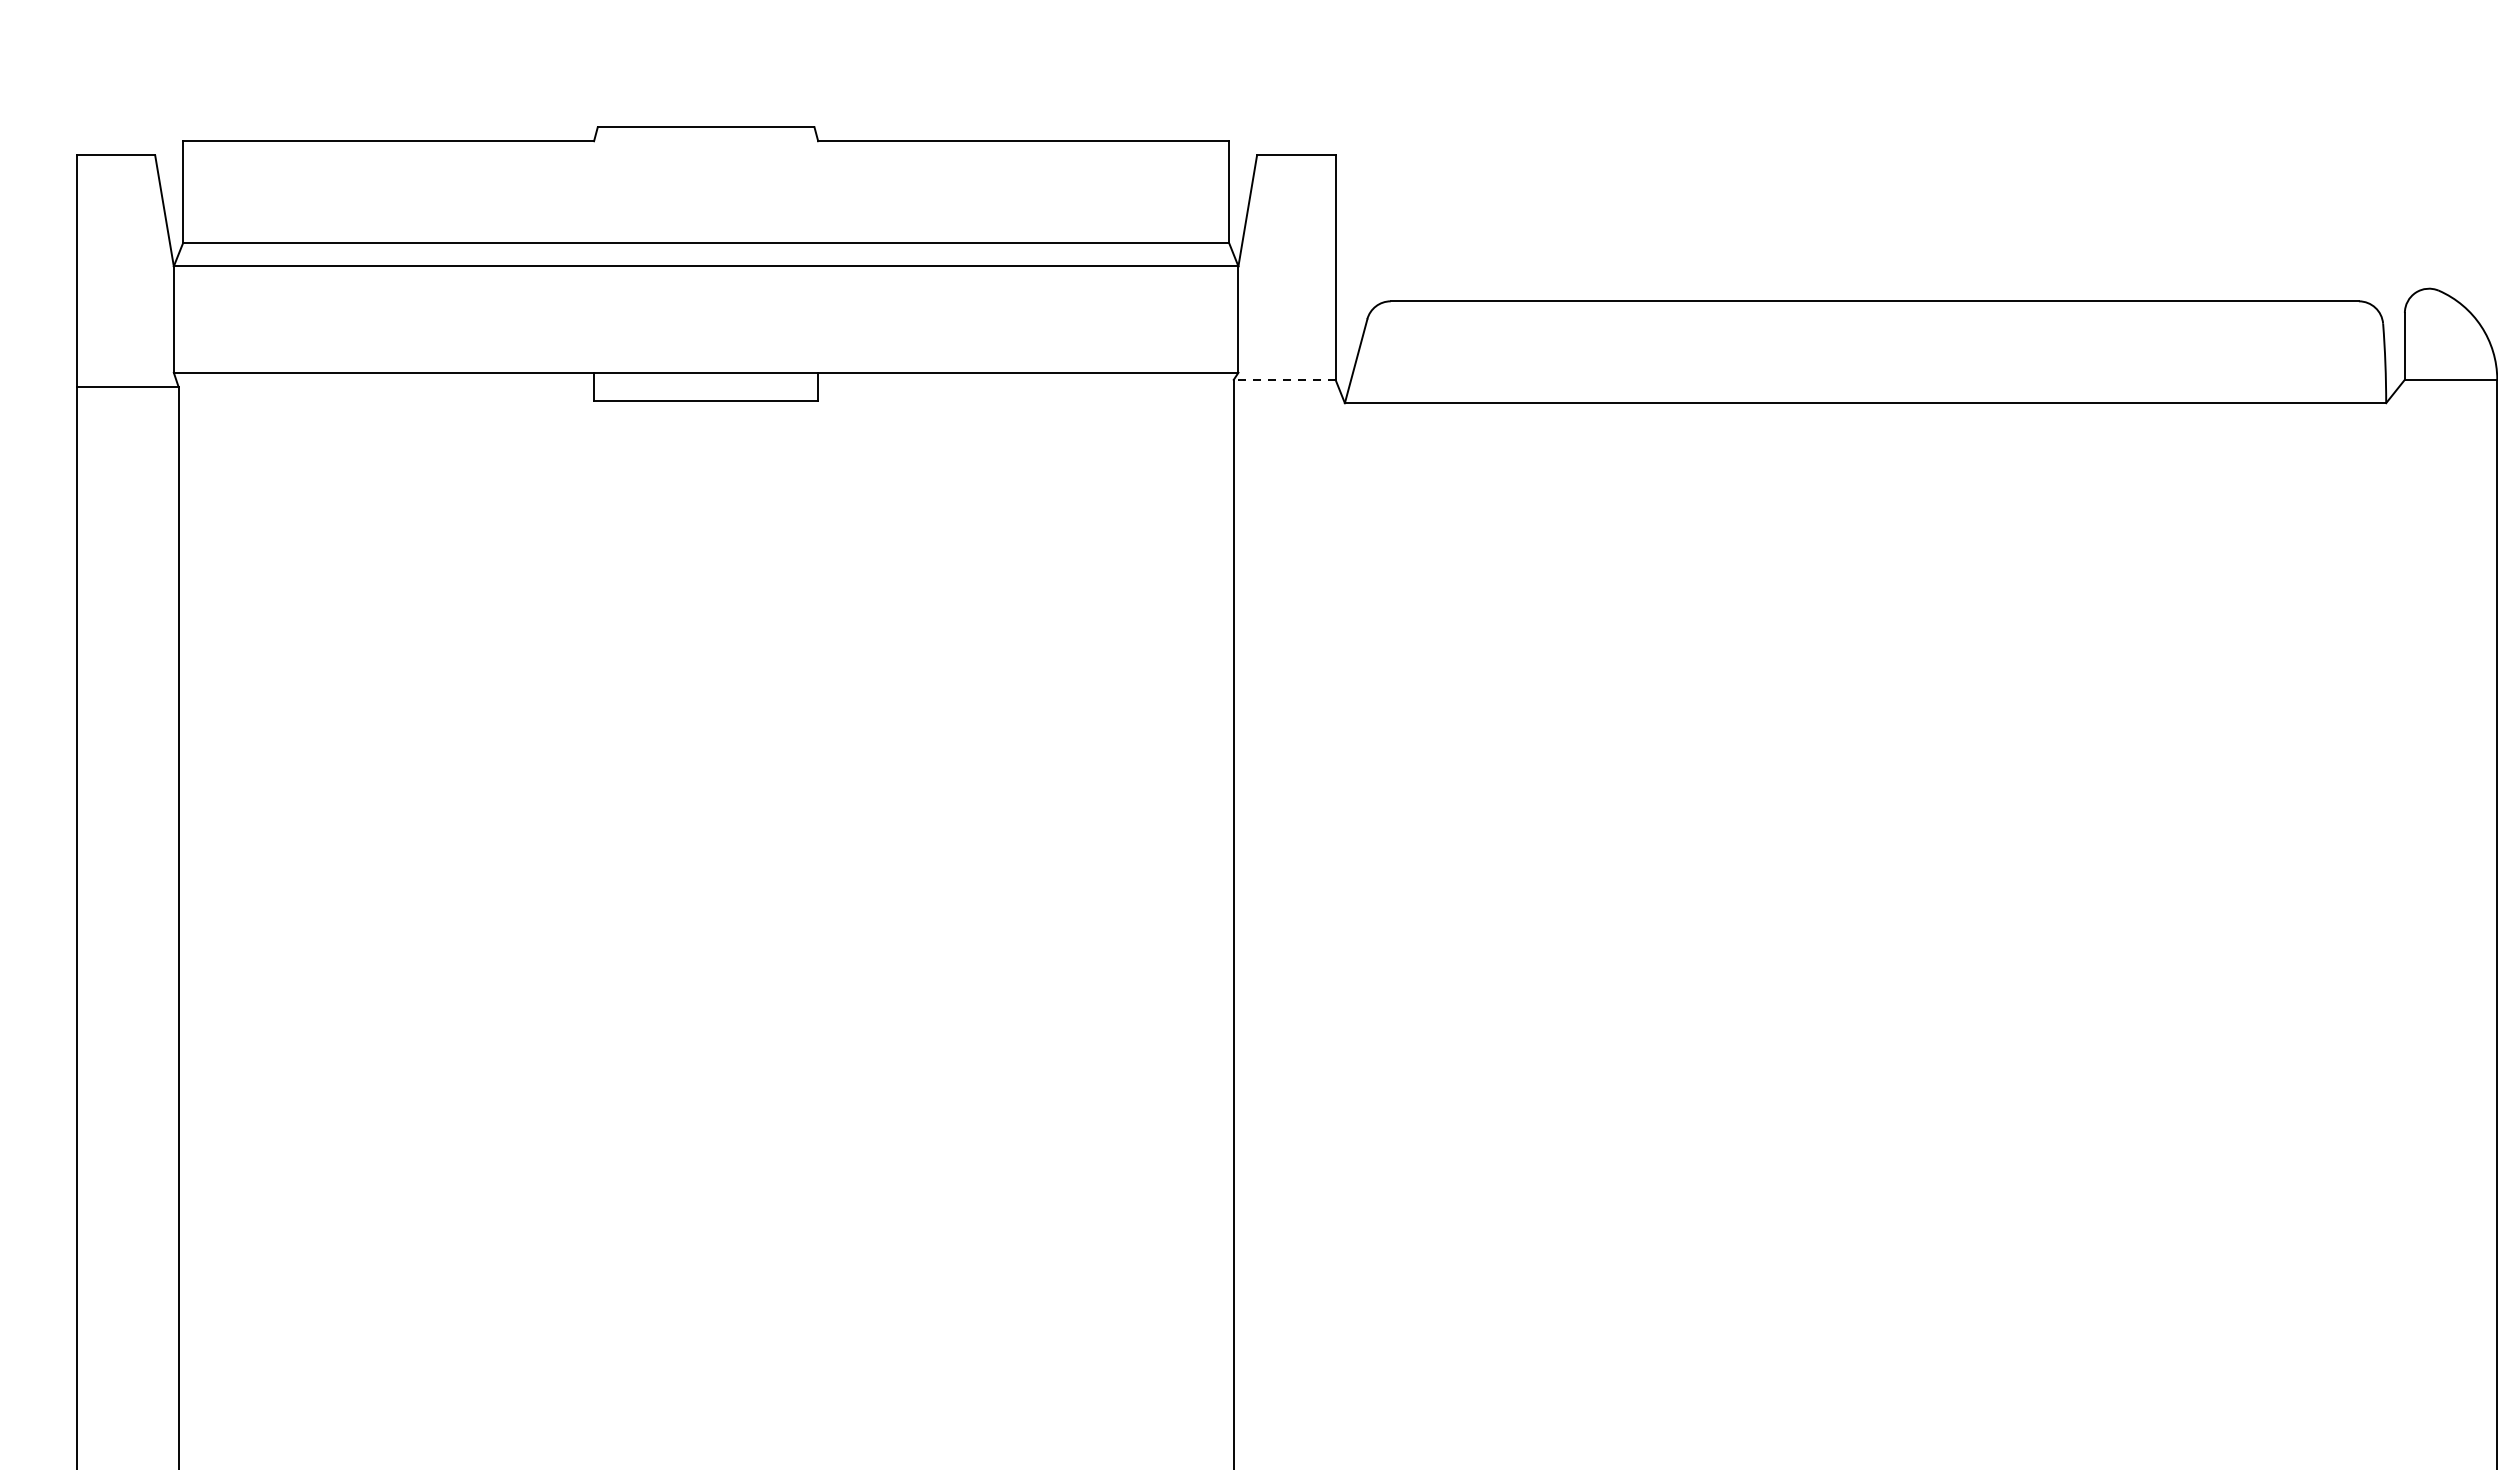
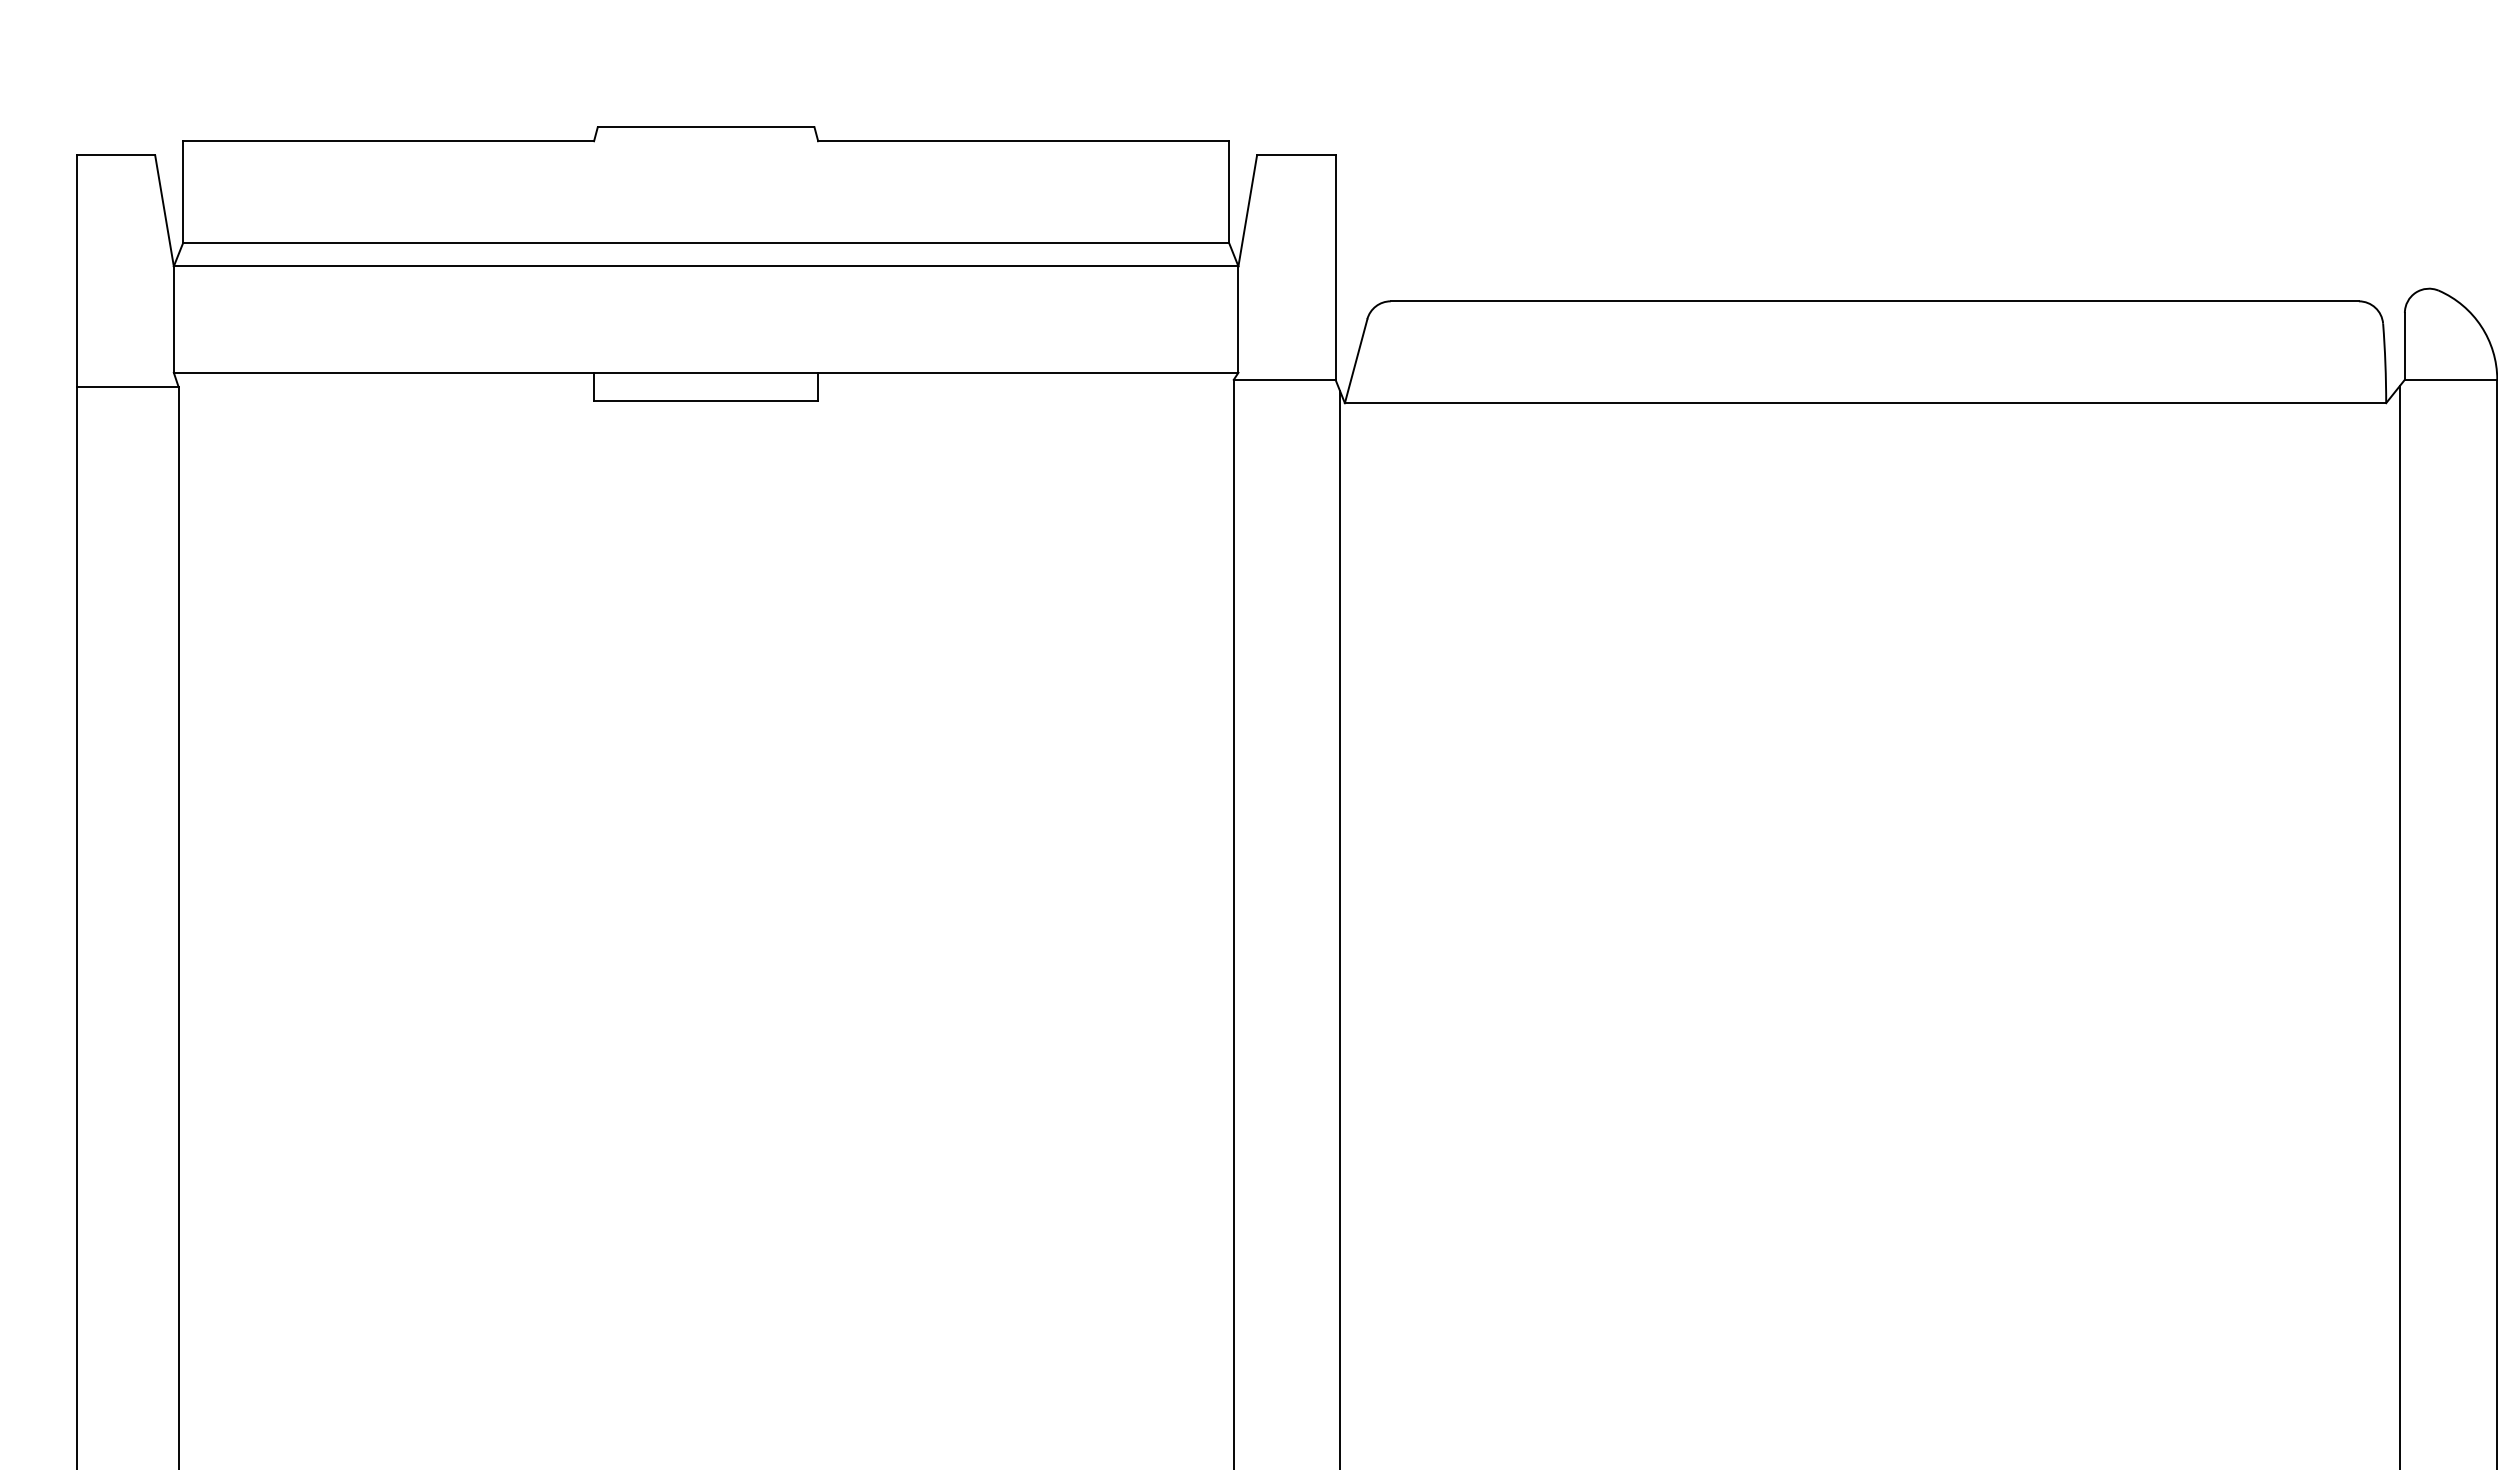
line: dashed -> solid (1284, 379)
line: none -> present (2400, 925)
line: none -> present (1340, 928)
